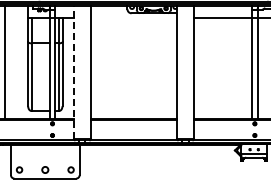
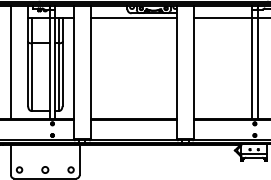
line: none -> present (133, 17)
line position: (4, 62) -> (10, 62) (10, 62)
line: dashed -> solid (73, 72)
